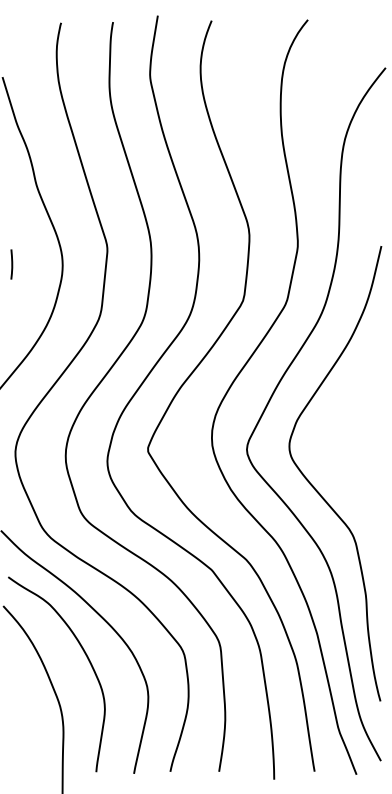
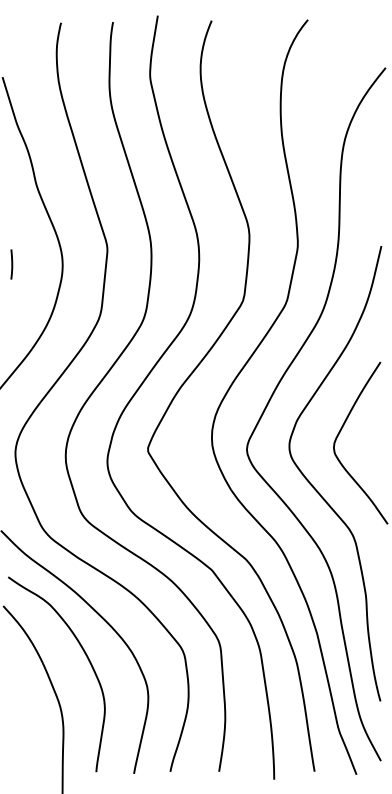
curve: none -> present (342, 429)
